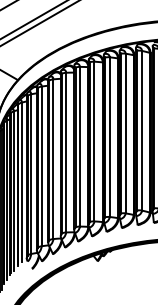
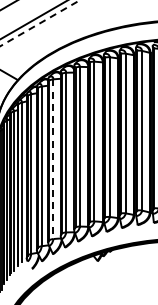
line: solid -> dashed (40, 23)
line: solid -> dashed (53, 159)
